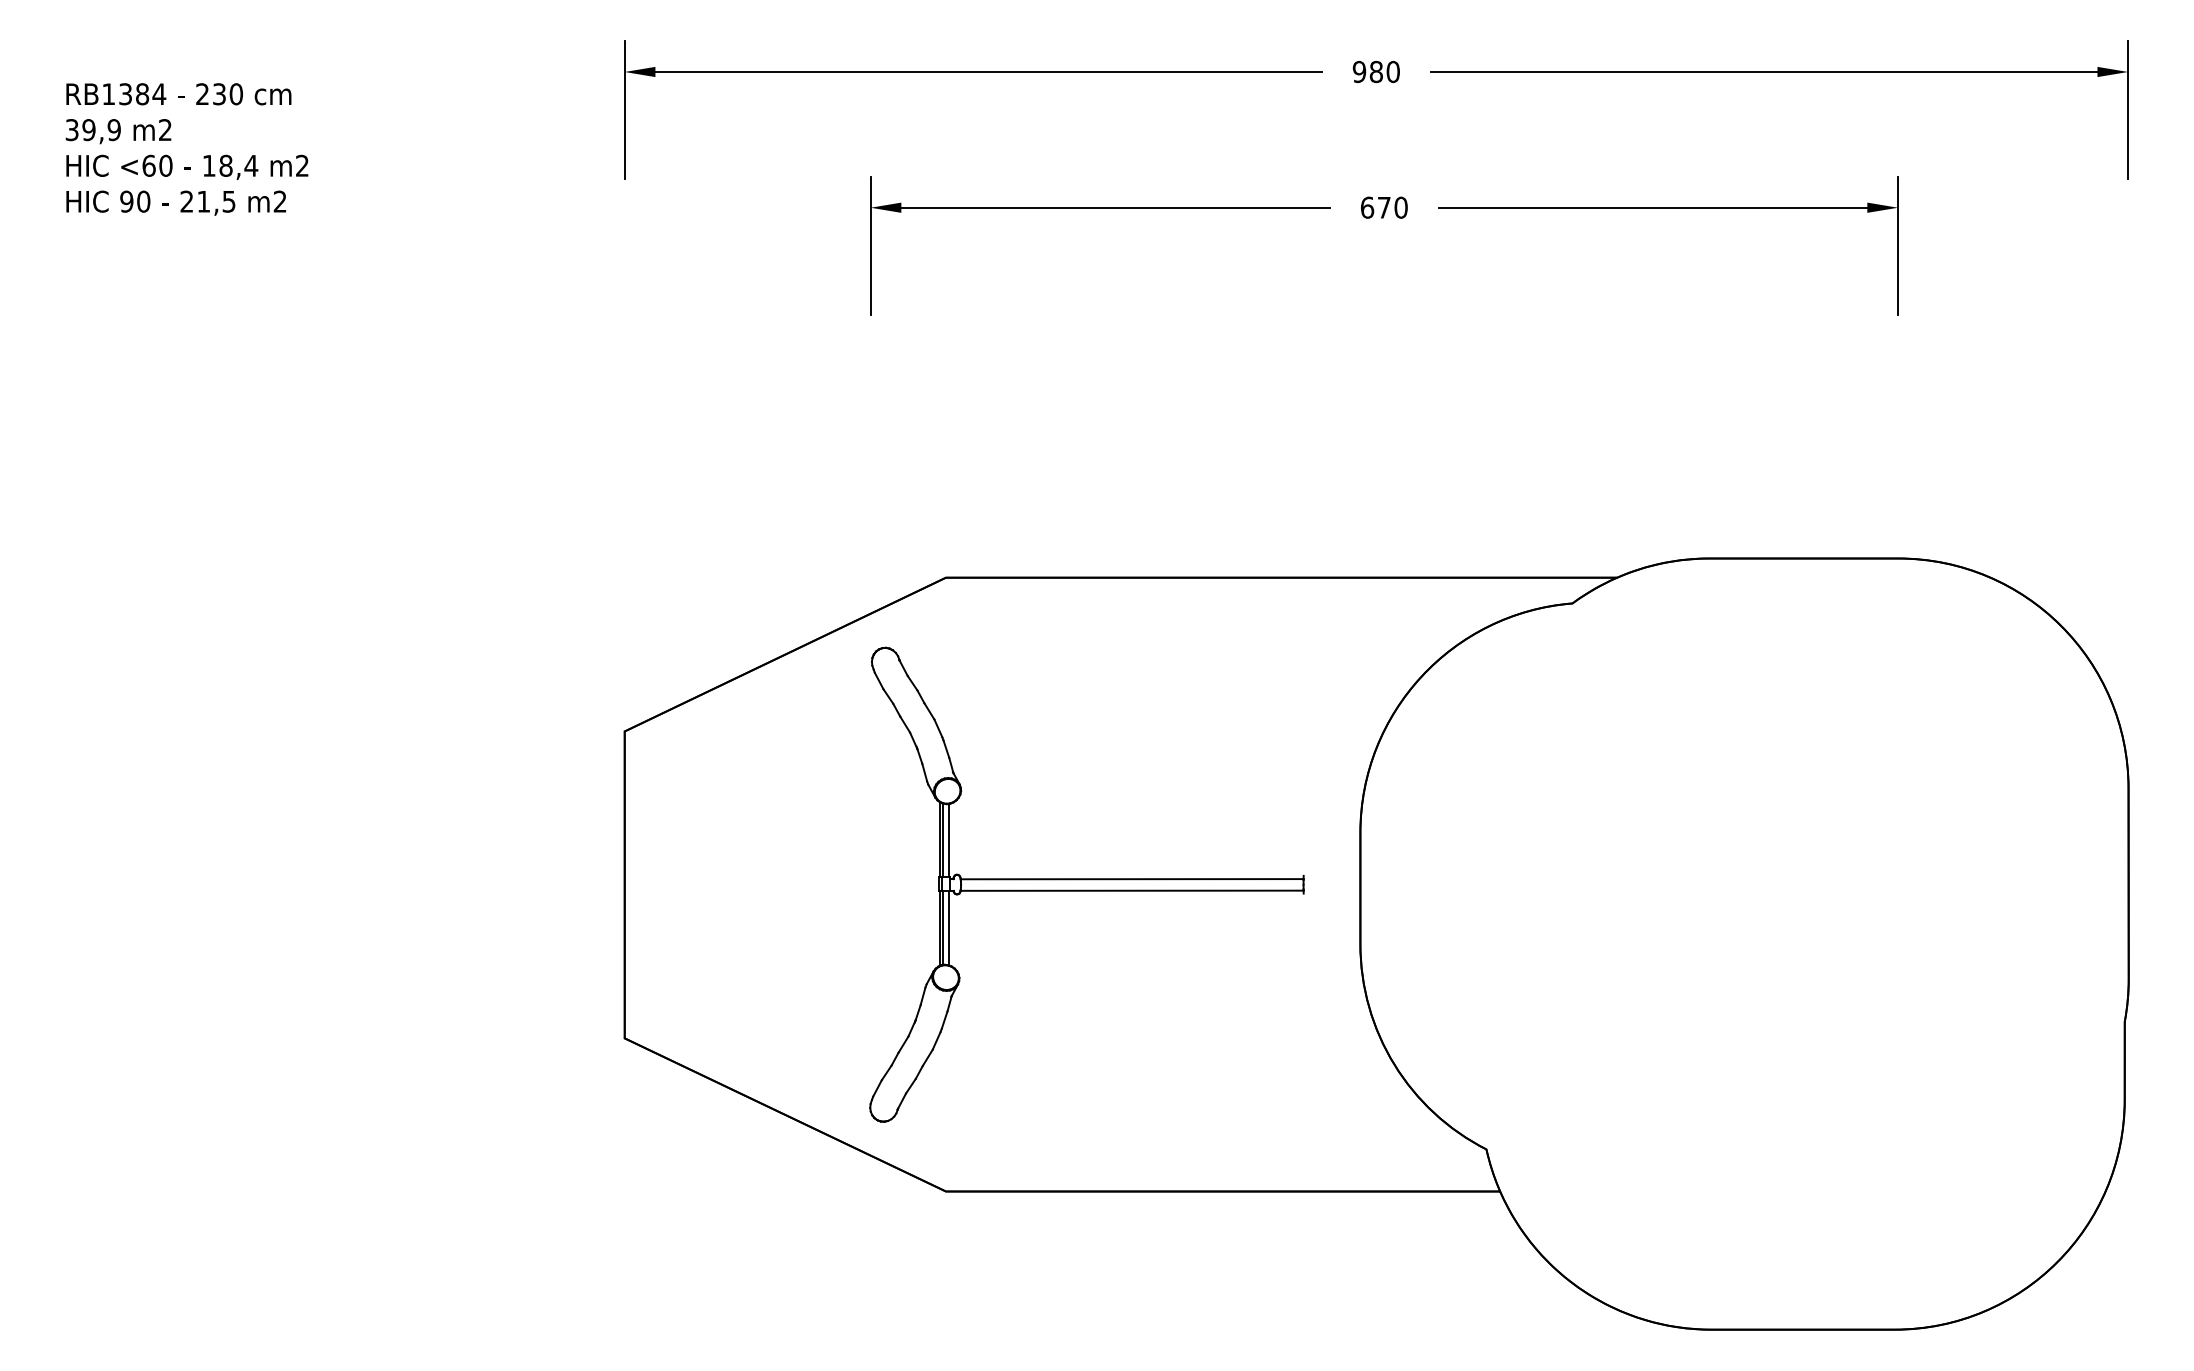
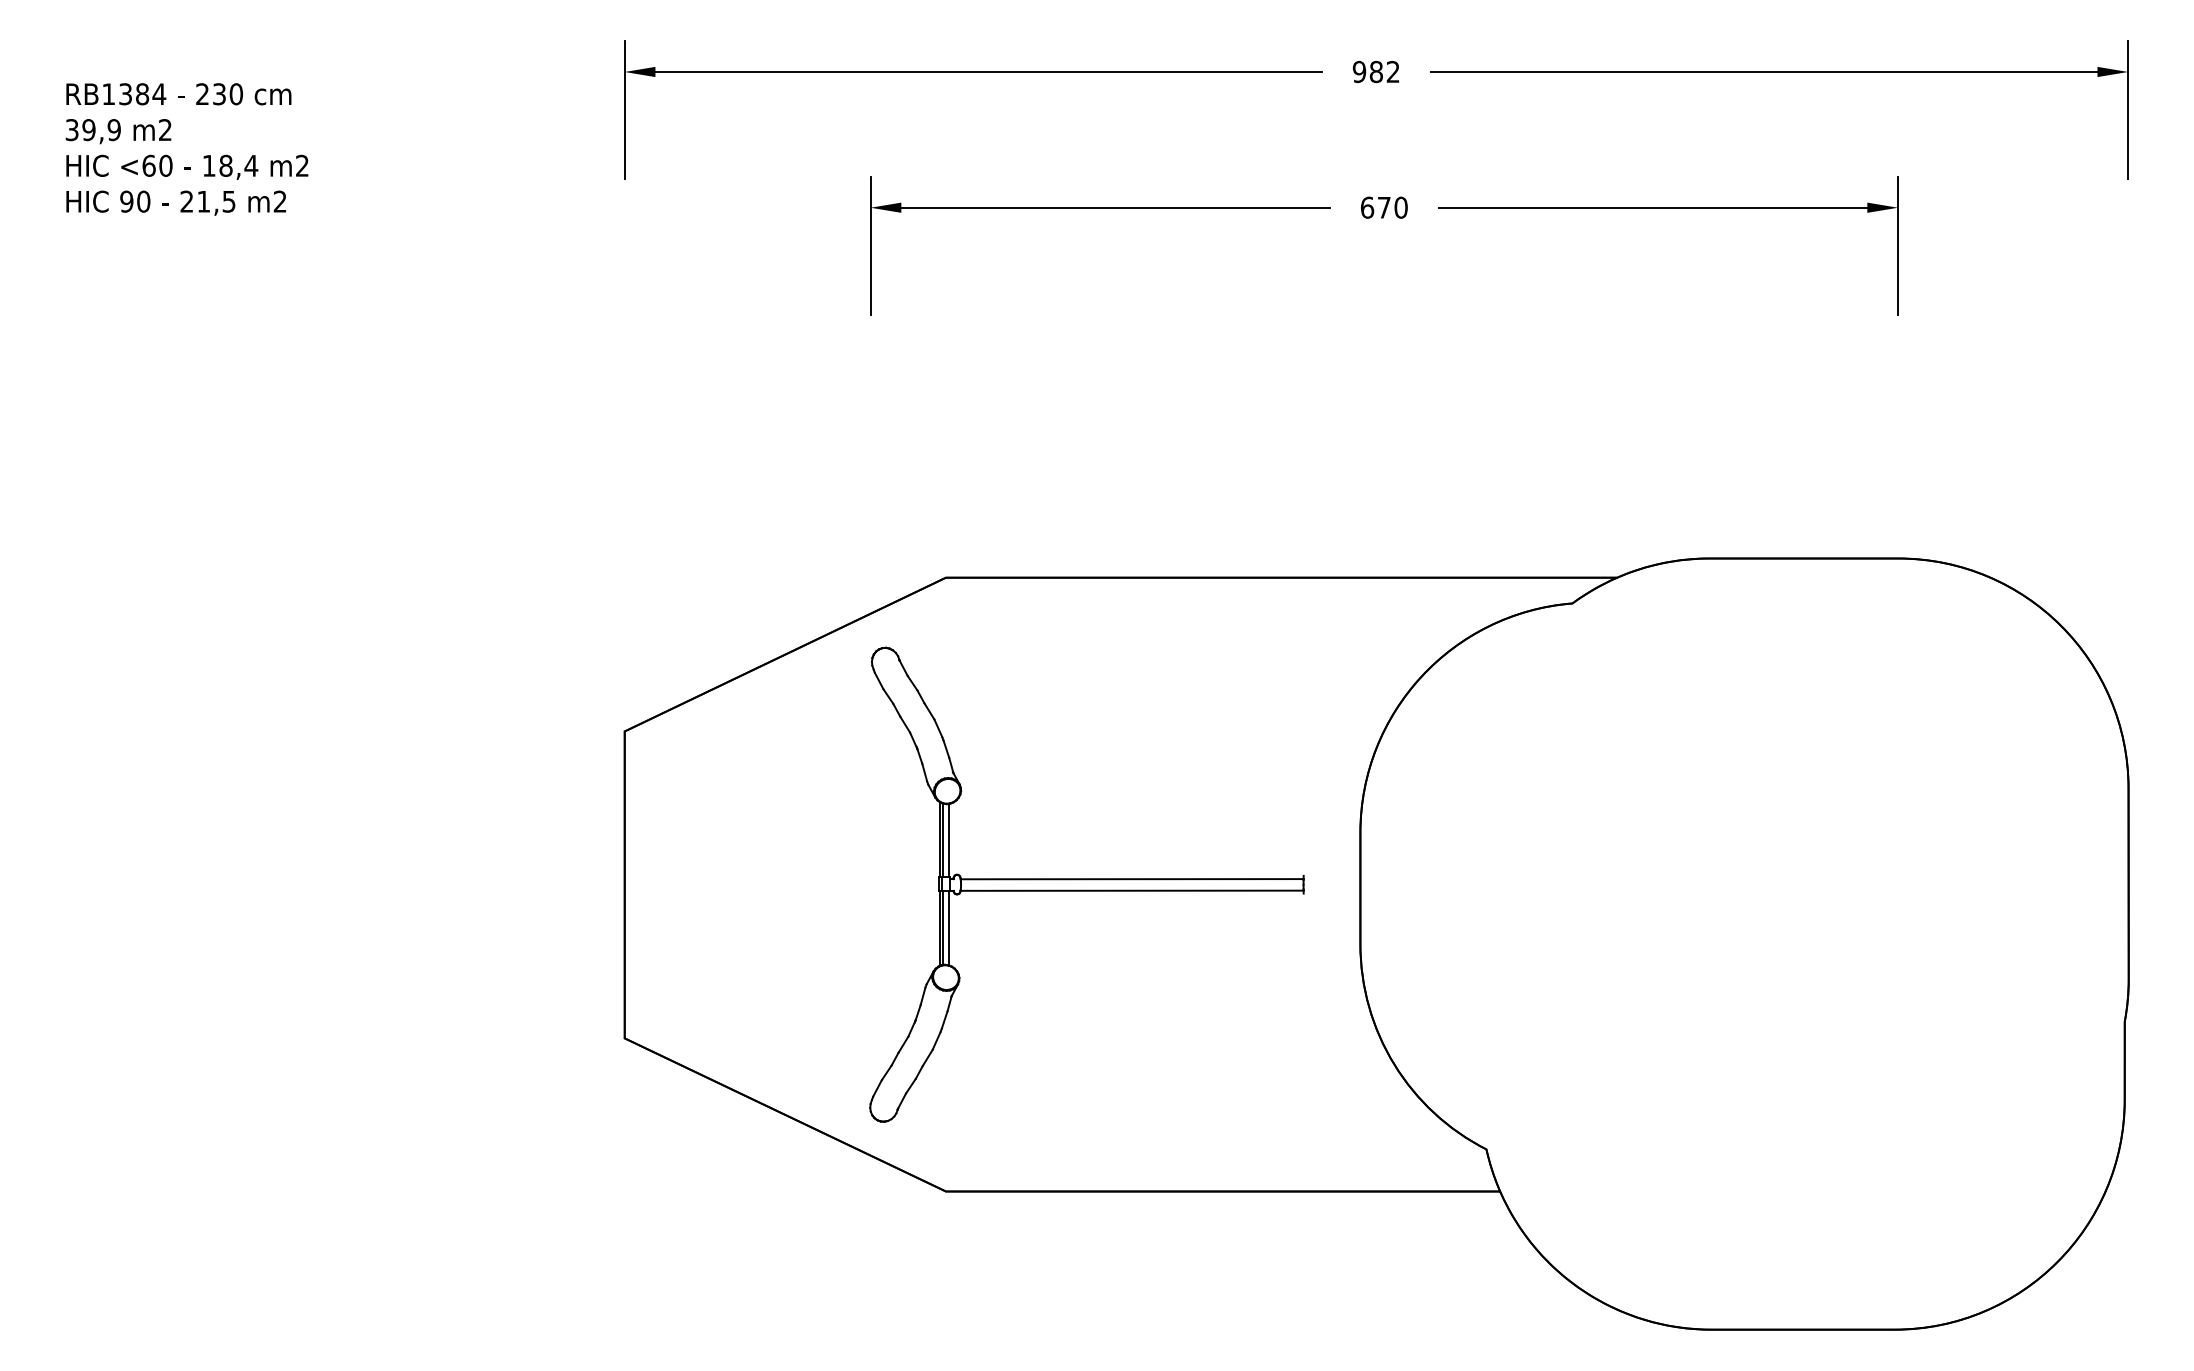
text: 980 -> 982 (1392, 72)
